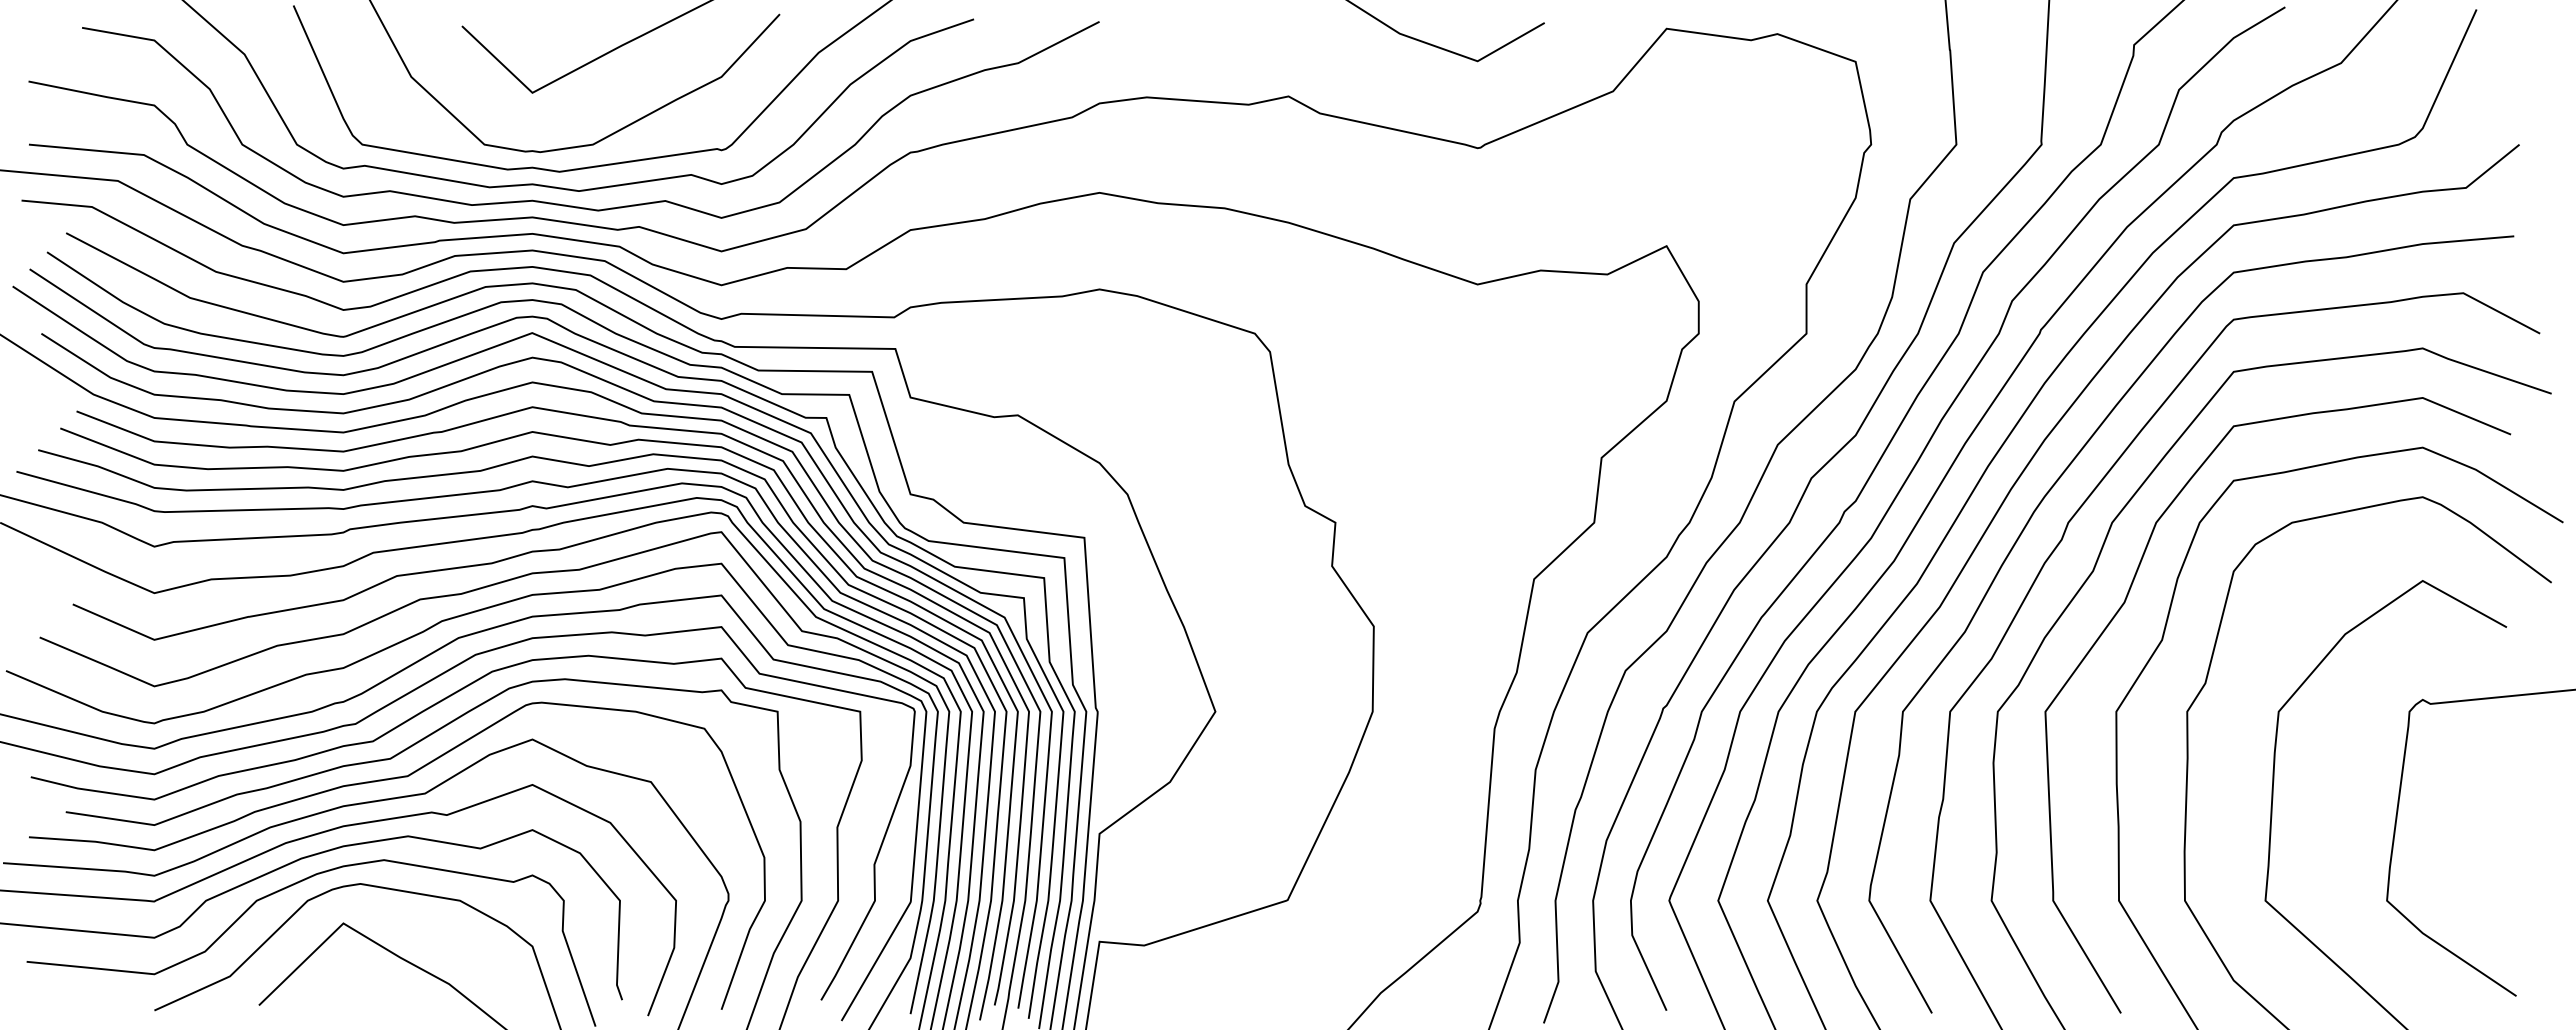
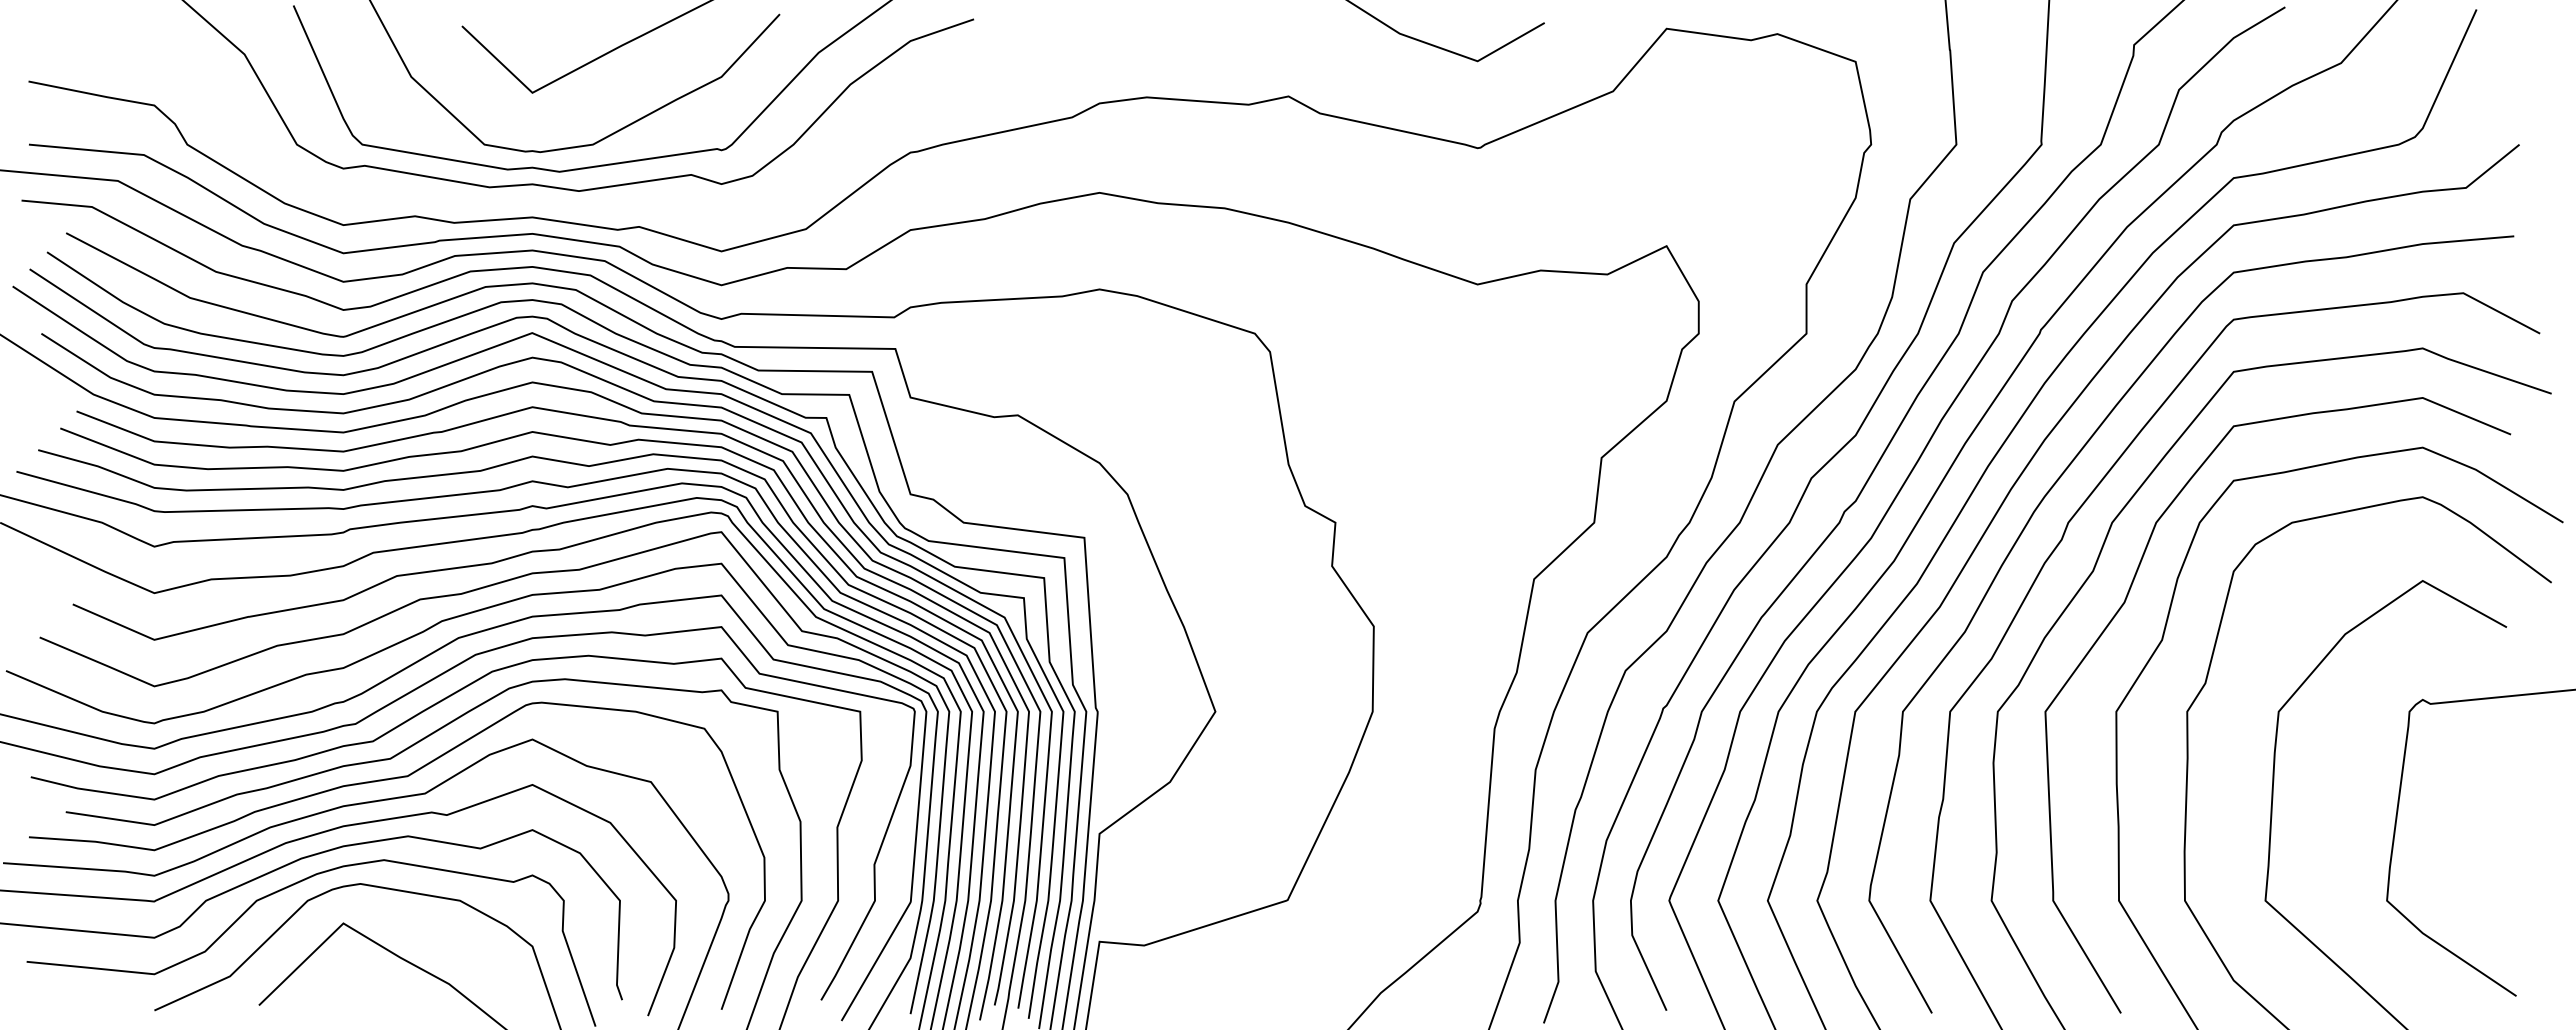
curve: present -> none (579, 206)
